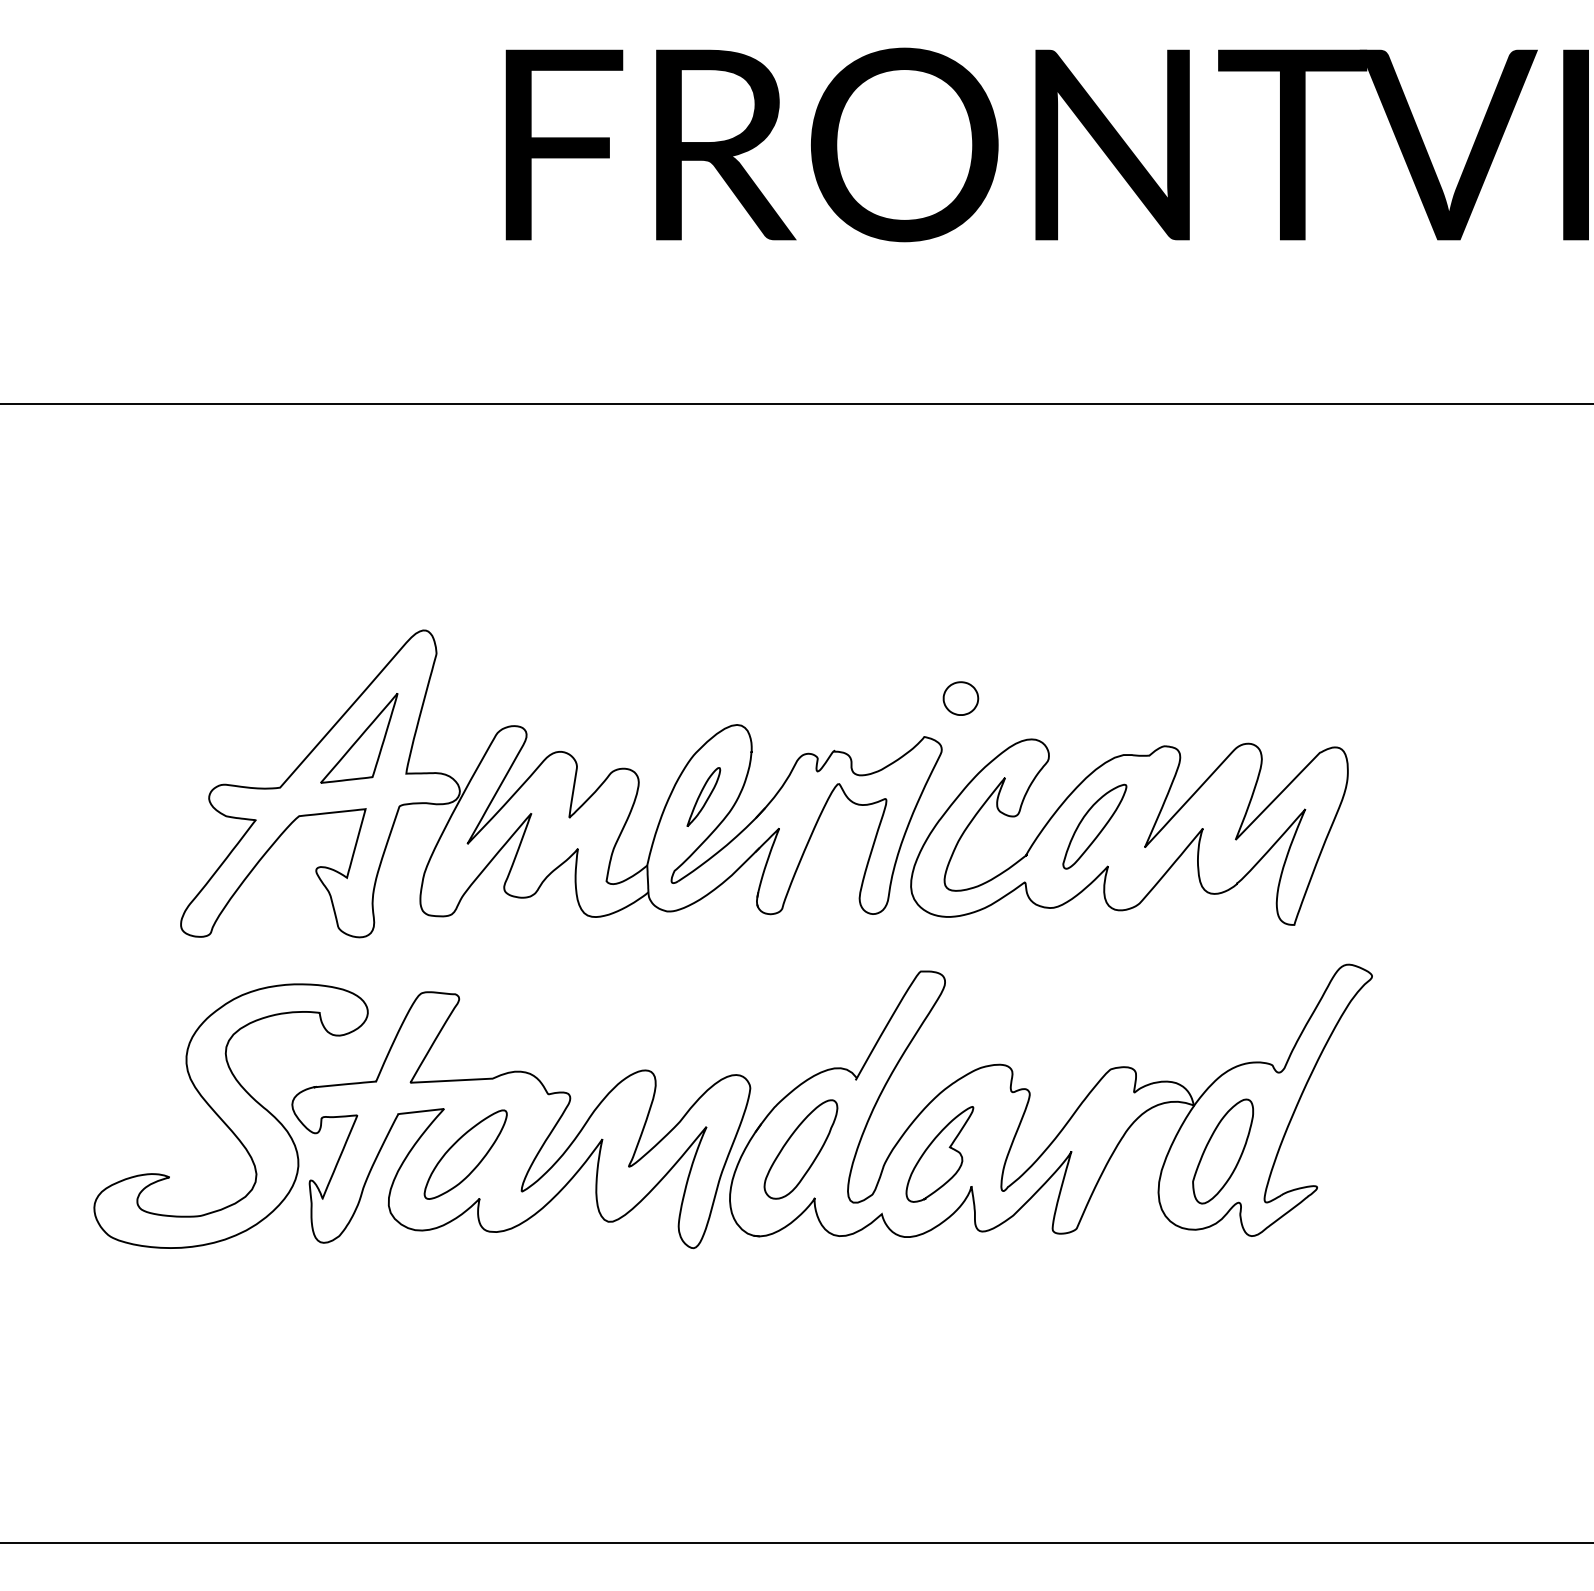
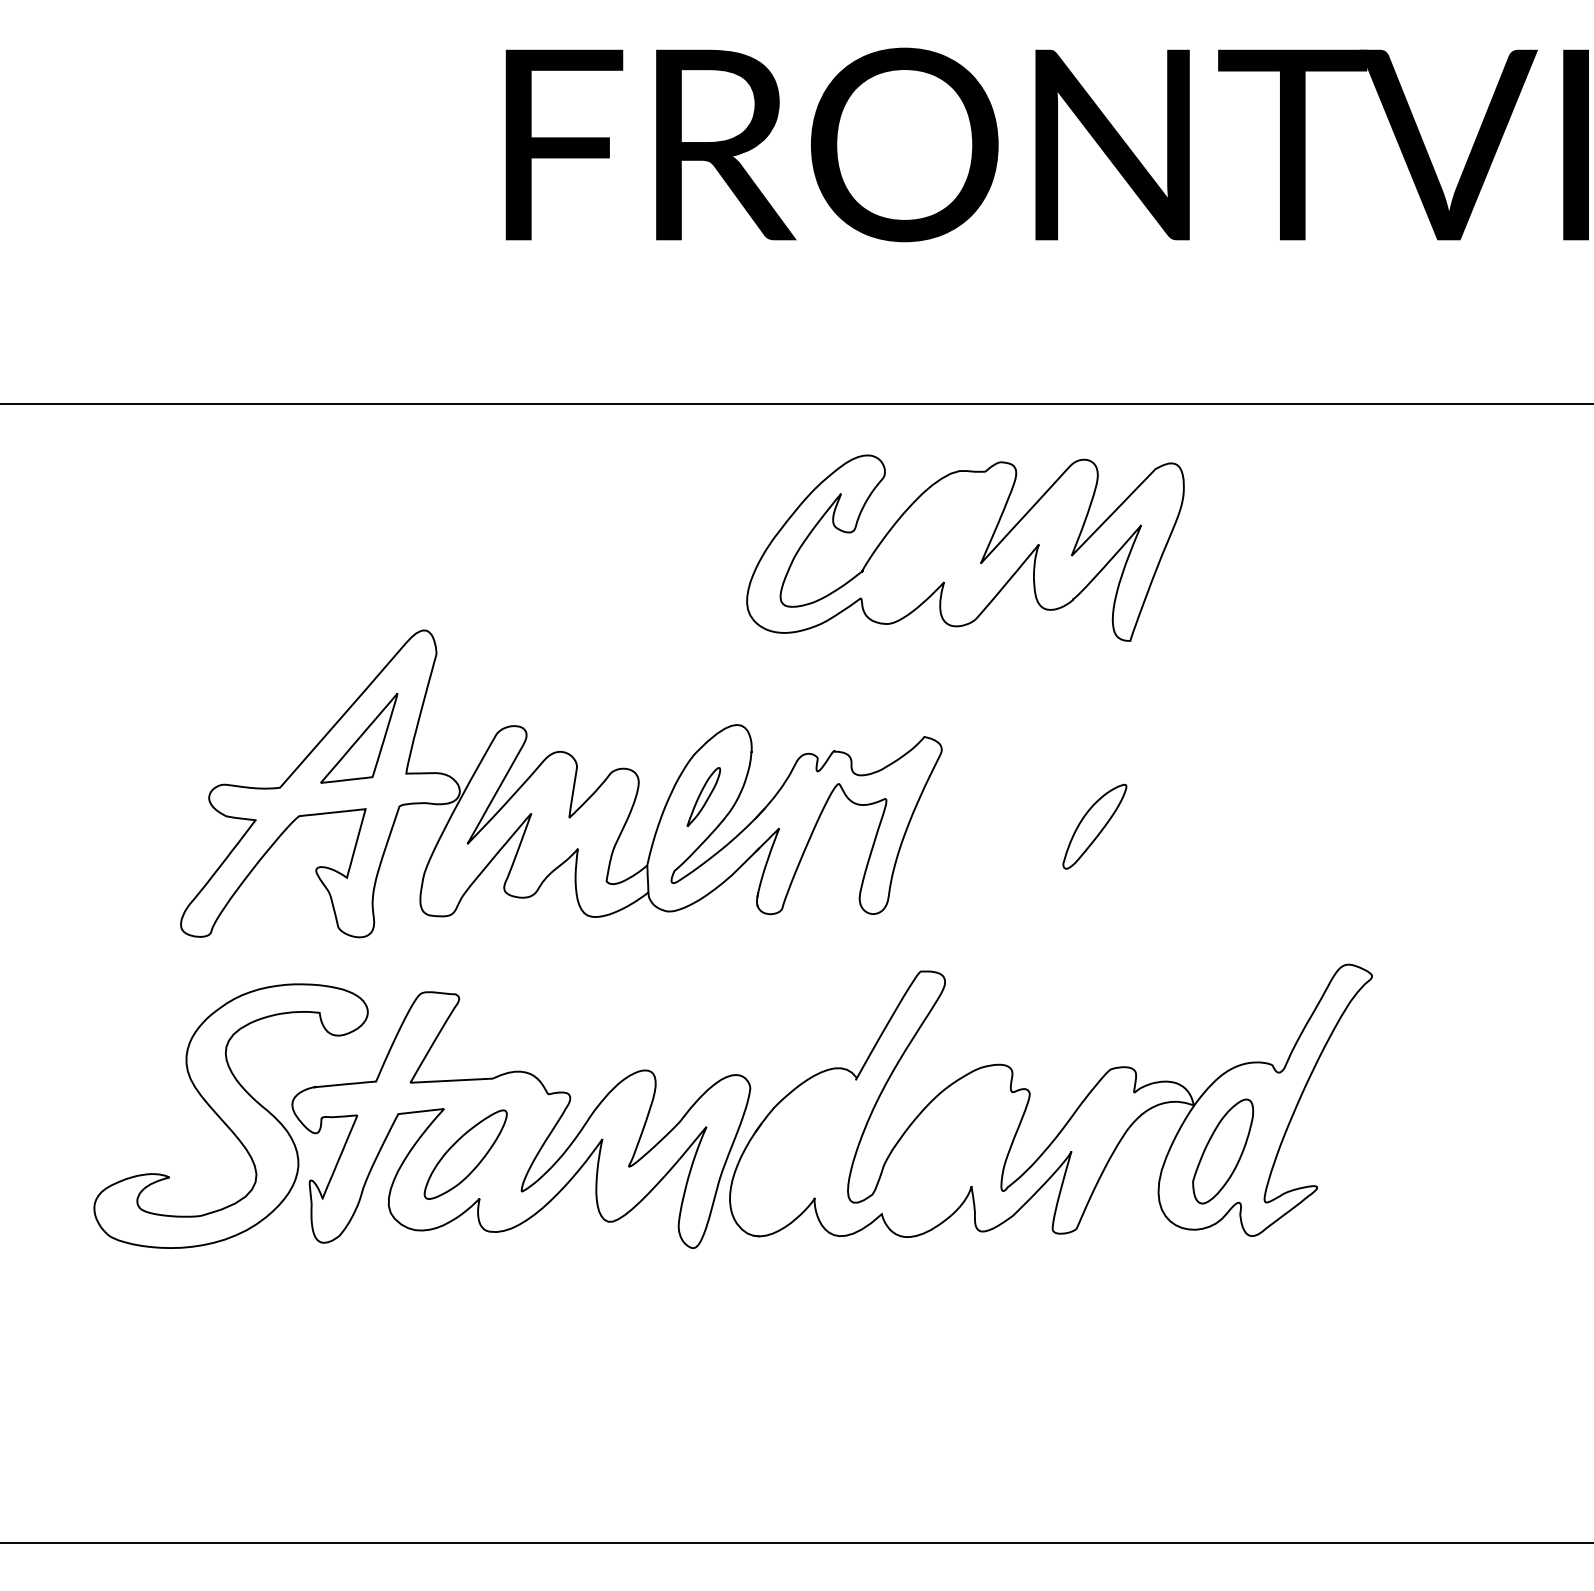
part: present -> none (960, 698)
part position: (1129, 831) -> (965, 547) (965, 547)
part: present -> none (800, 1149)
part: present -> none (939, 1154)
